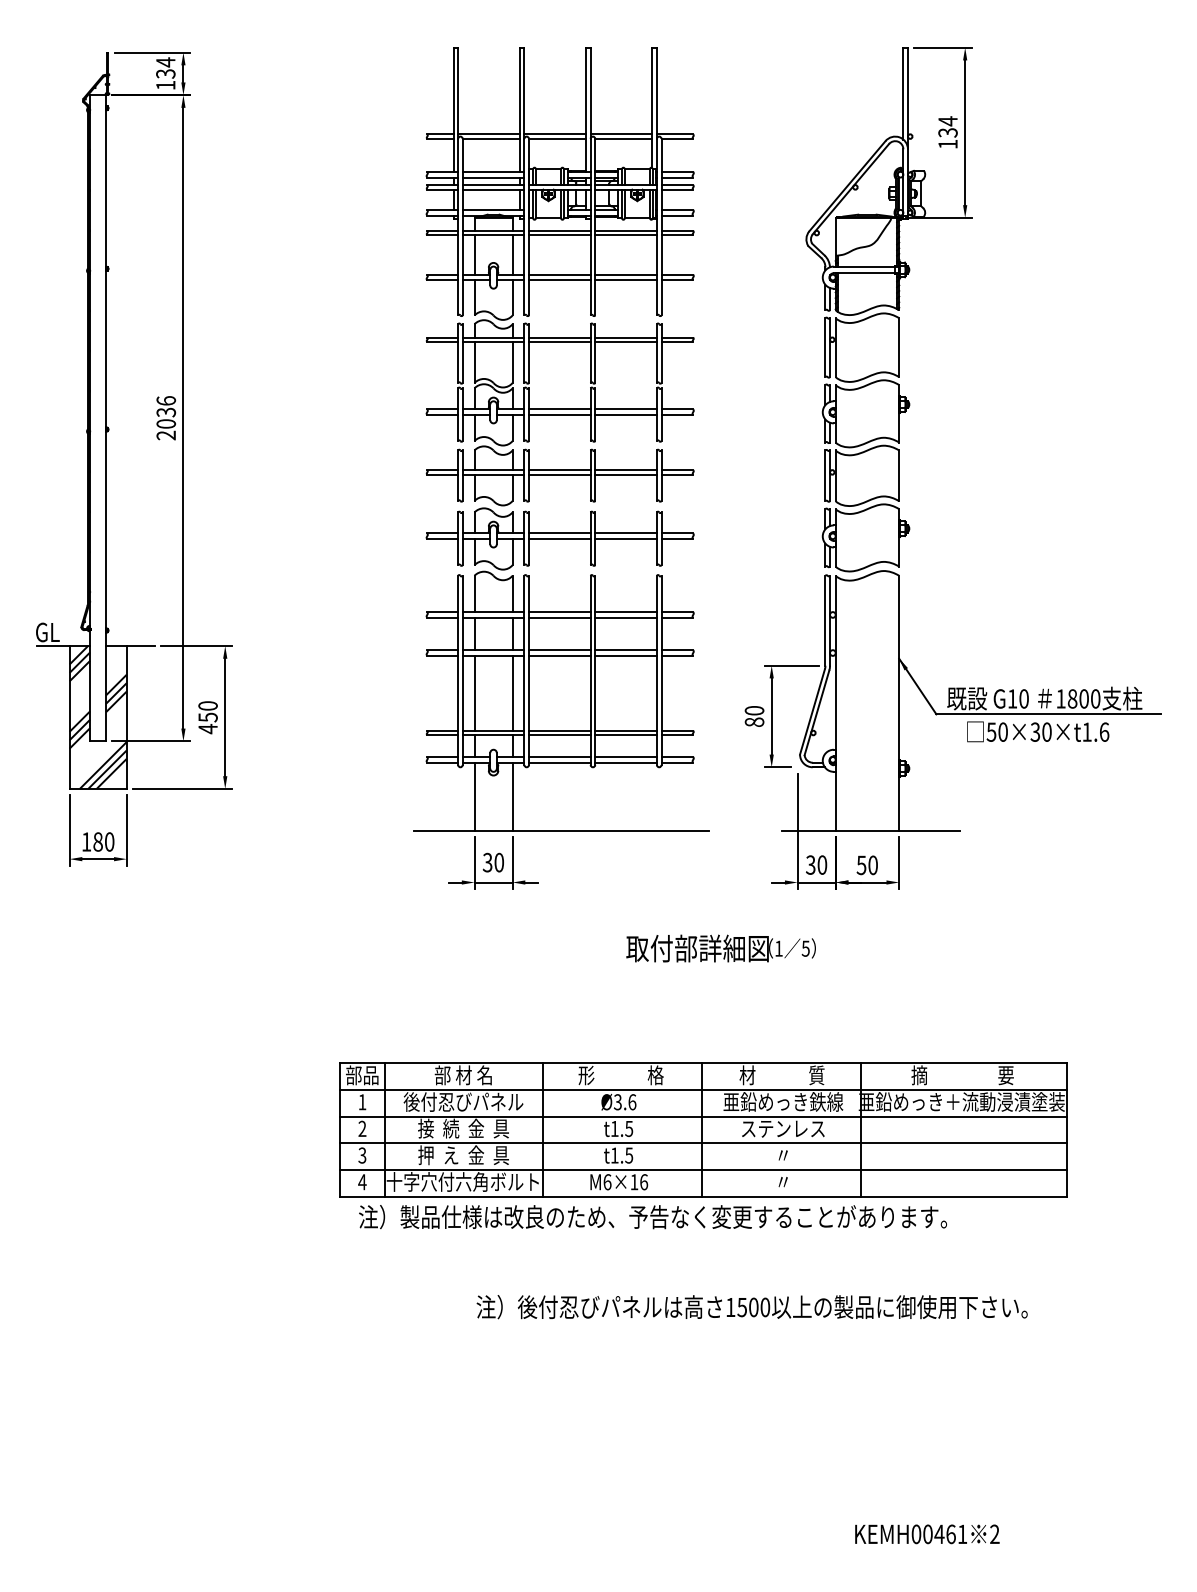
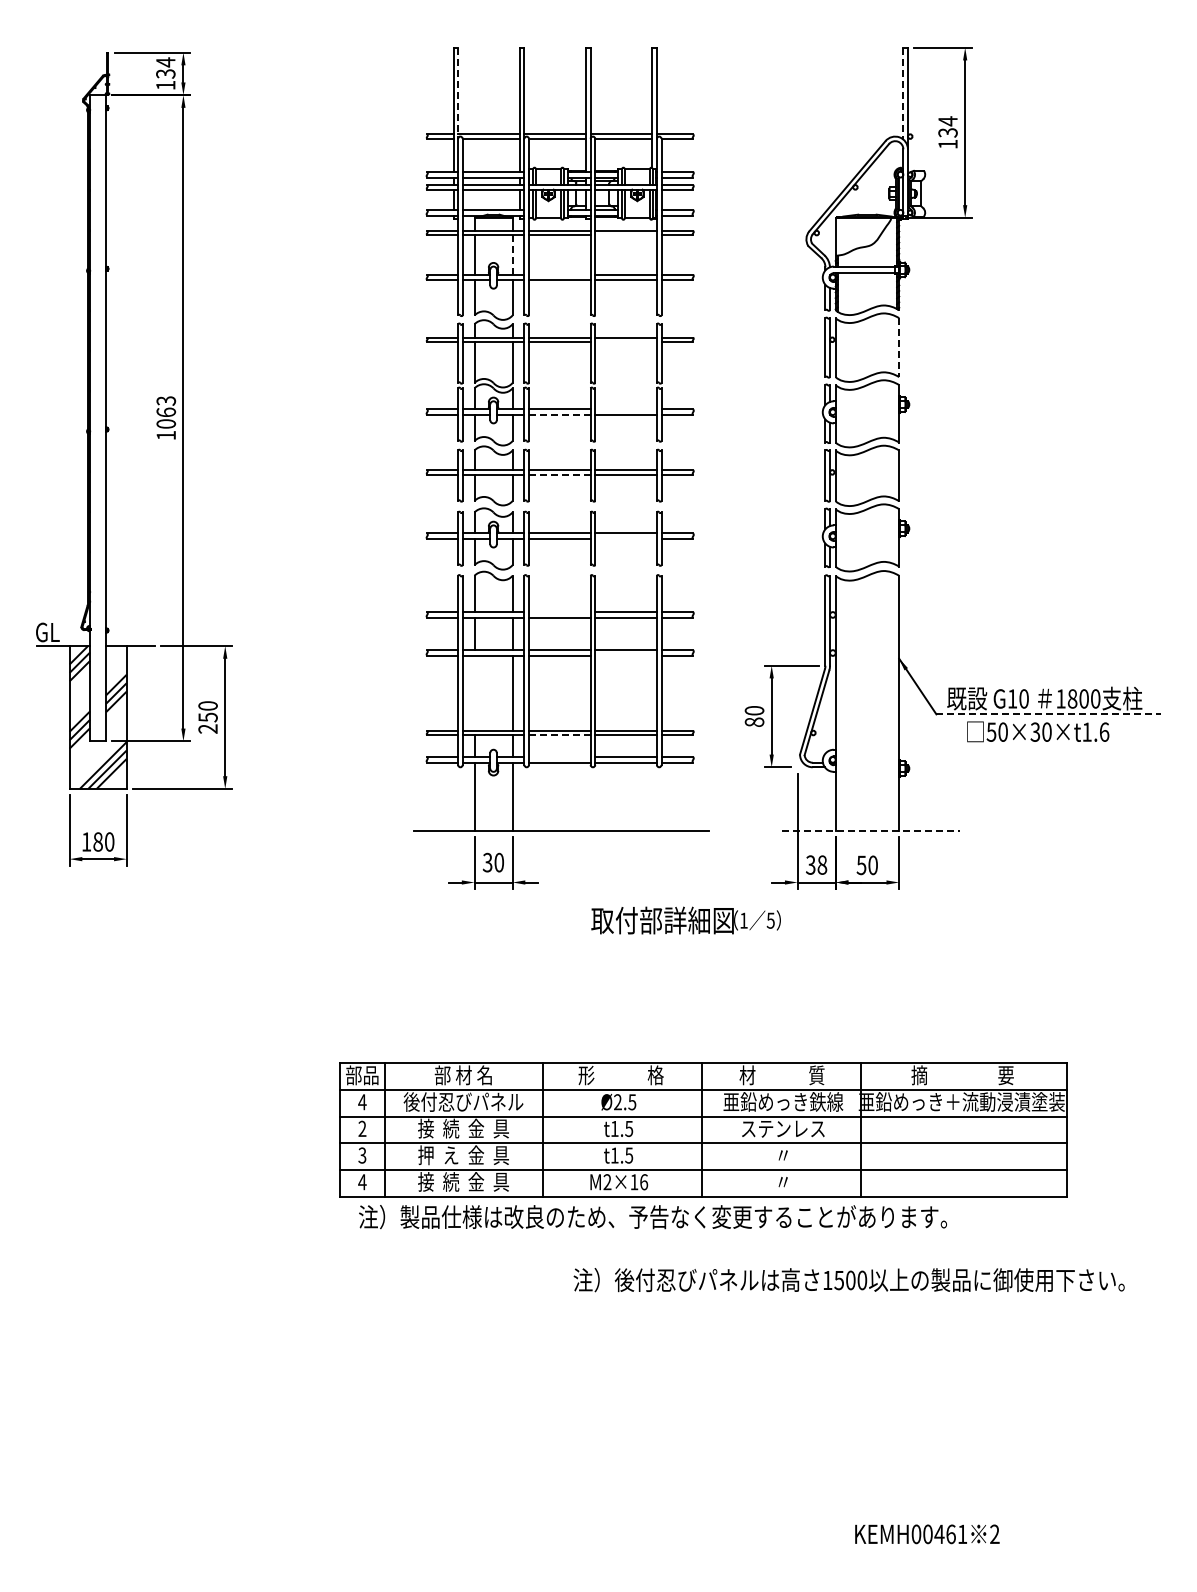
line: solid -> dashed (458, 93)
line: solid -> dashed (903, 93)
line: present -> none (625, 235)
line: solid -> dashed (512, 255)
line: present -> none (559, 274)
line: present -> none (625, 342)
line: solid -> dashed (899, 348)
line: present -> none (625, 409)
line: solid -> dashed (559, 415)
text: 2036 -> 1063 (166, 418)
line: solid -> dashed (559, 474)
line: present -> none (625, 539)
line: present -> none (559, 612)
line: present -> none (625, 655)
line: present -> none (474, 692)
line: solid -> dashed (1049, 714)
text: 450 -> 250 (207, 728)
line: solid -> dashed (559, 735)
line: present -> none (559, 757)
line: solid -> dashed (871, 830)
text: 30 -> 38 (822, 865)
text position: (720, 948) -> (685, 920) (685, 920)
text: 1 -> 4 (362, 1102)
text: Ø3.6 -> Ø2.5 (624, 1102)
text: 十字穴付六角ボルト -> 接  続  金  具 (462, 1181)
text: M6×16 -> M2×16 (607, 1182)
text position: (751, 1307) -> (848, 1280) (848, 1280)
